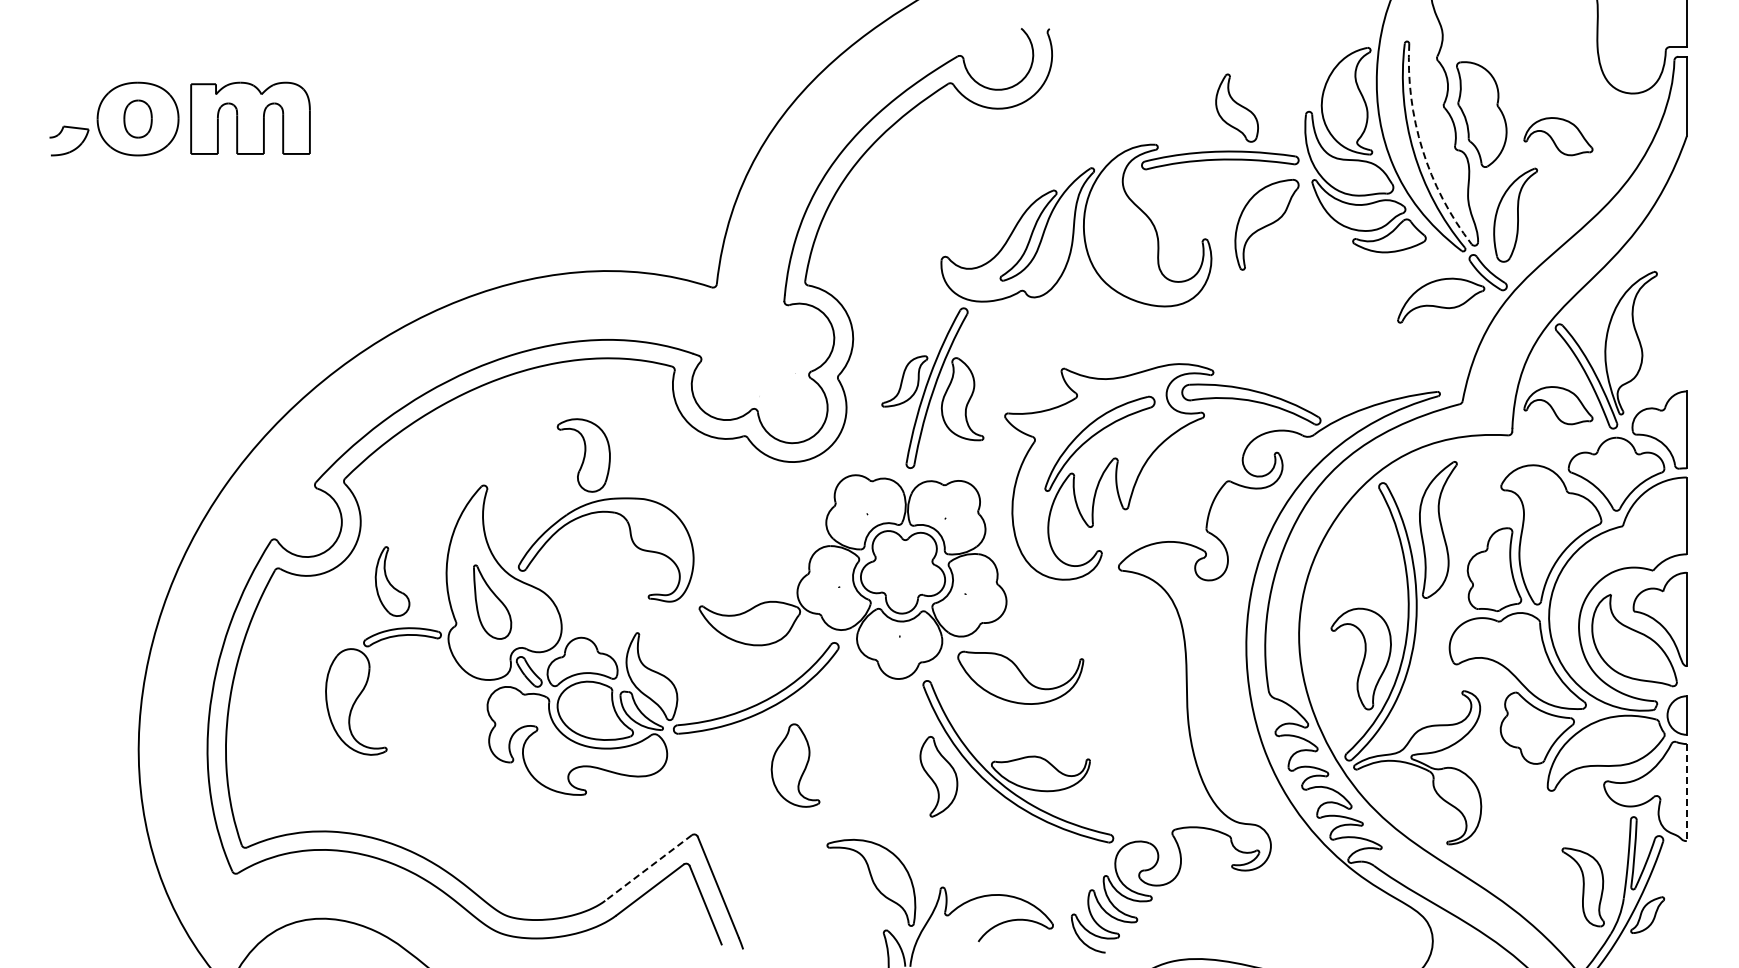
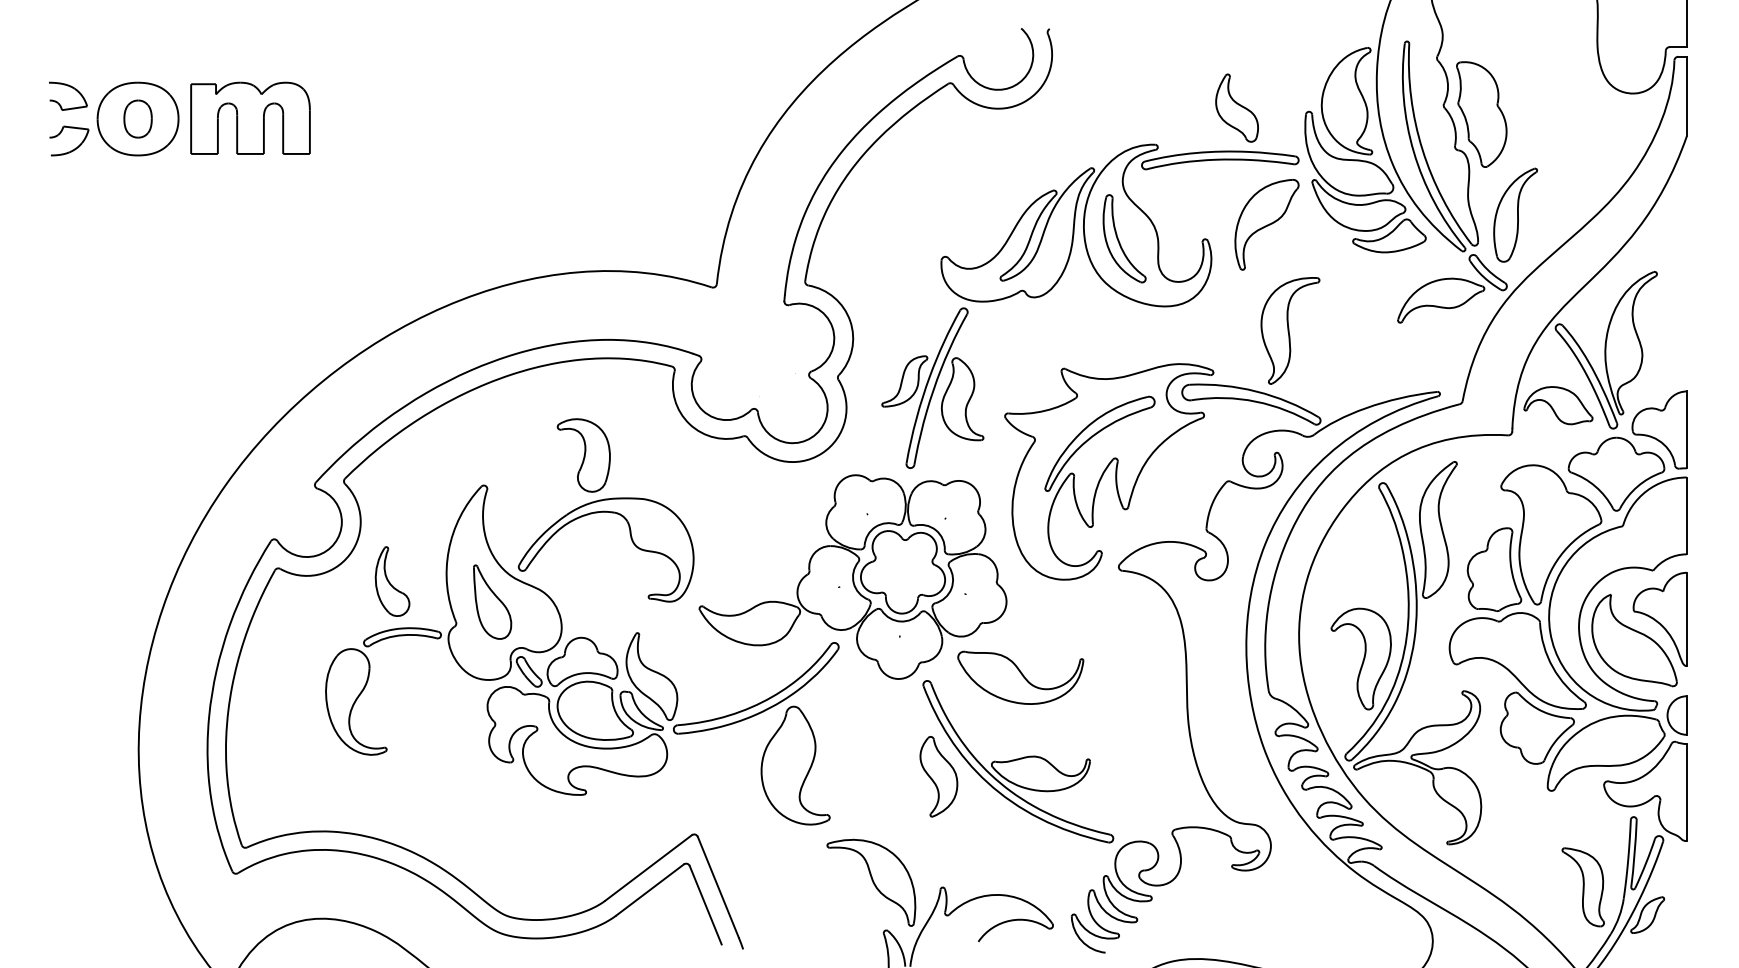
part: none -> present (73, 89)
part: present -> none (1558, 136)
arc: dashed -> solid (1422, 149)
part: none -> present (1124, 238)
part: none -> present (1290, 330)
part size: 51x85 px -> 71x121 px (795, 765)
line: dashed -> solid (1686, 792)
line: dashed -> solid (648, 868)
